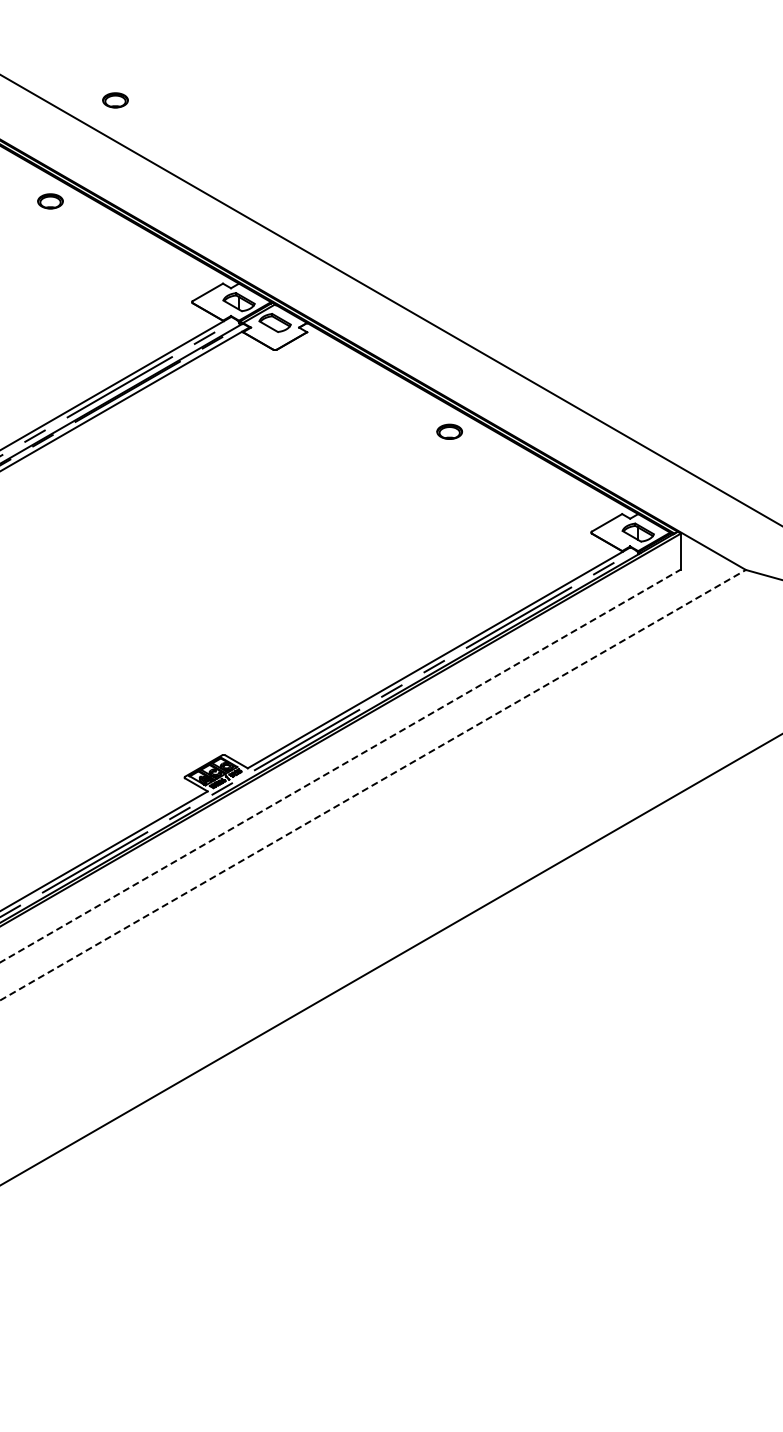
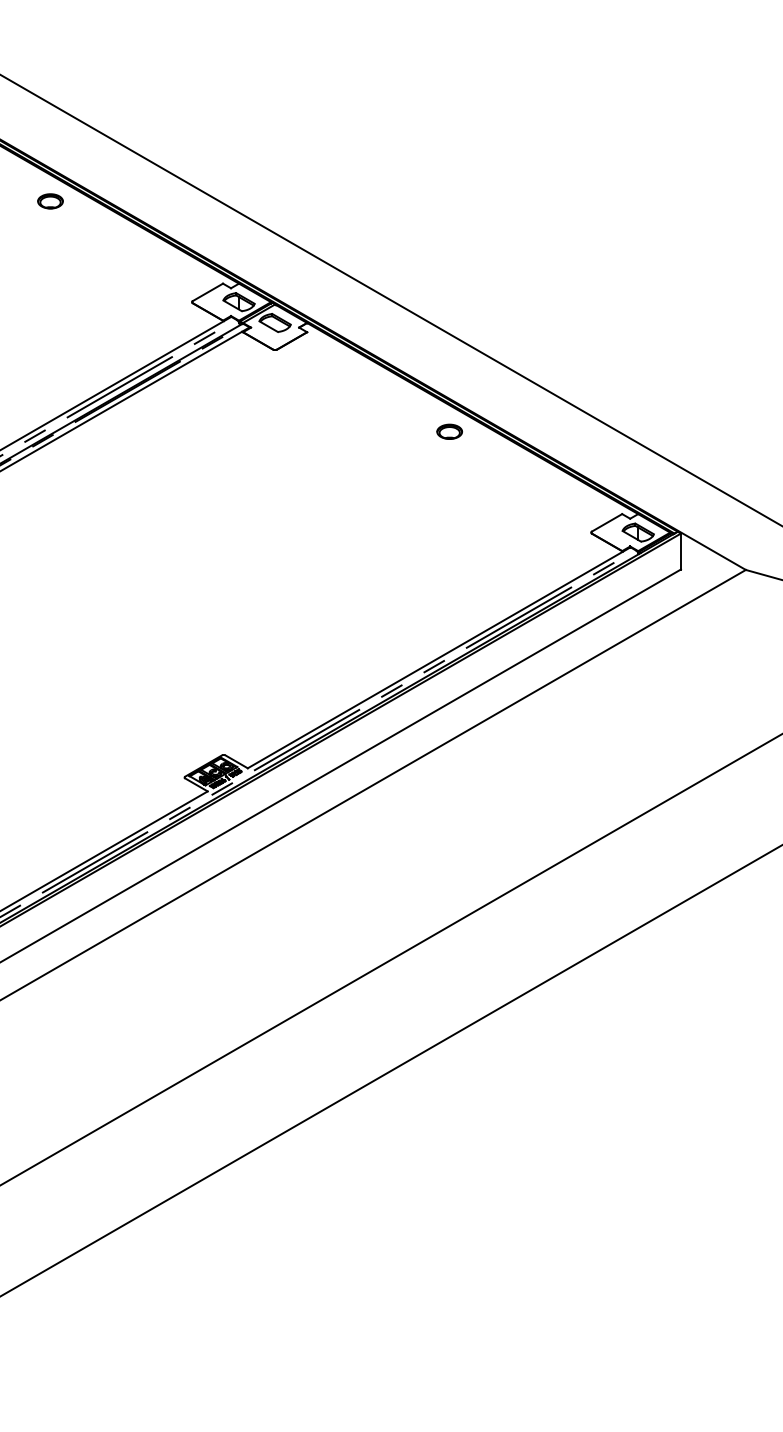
part: present -> none (115, 100)
line: dashed -> solid (340, 765)
line: dashed -> solid (373, 784)
line: none -> present (390, 1070)
